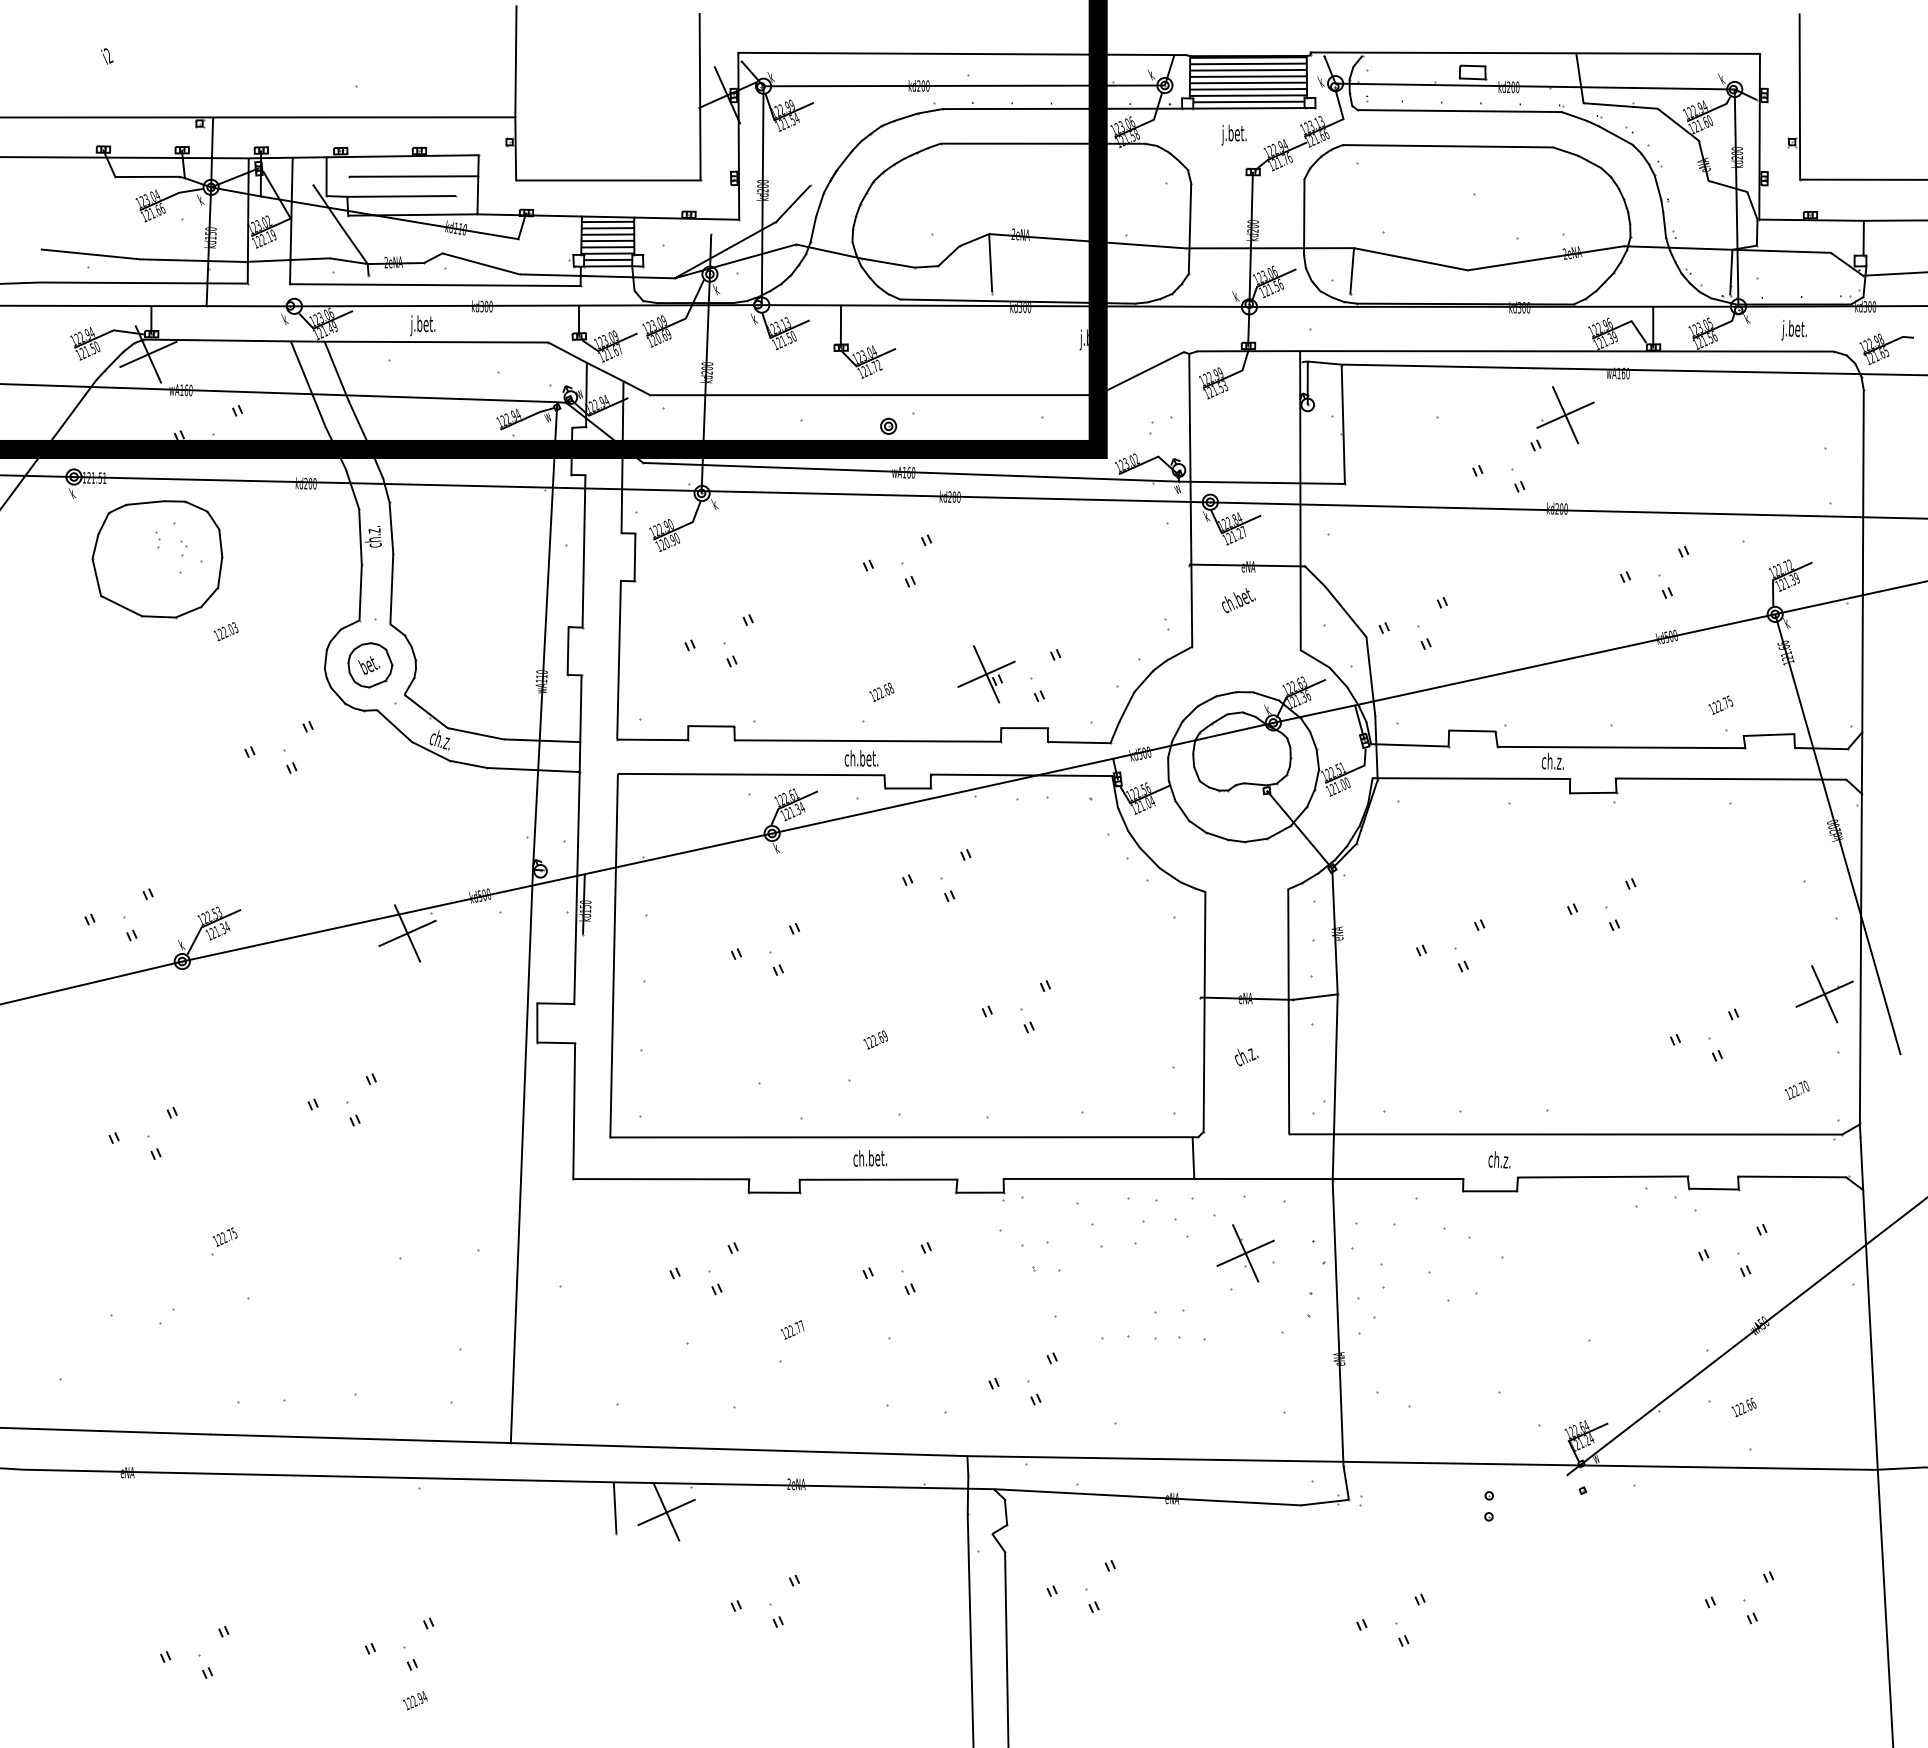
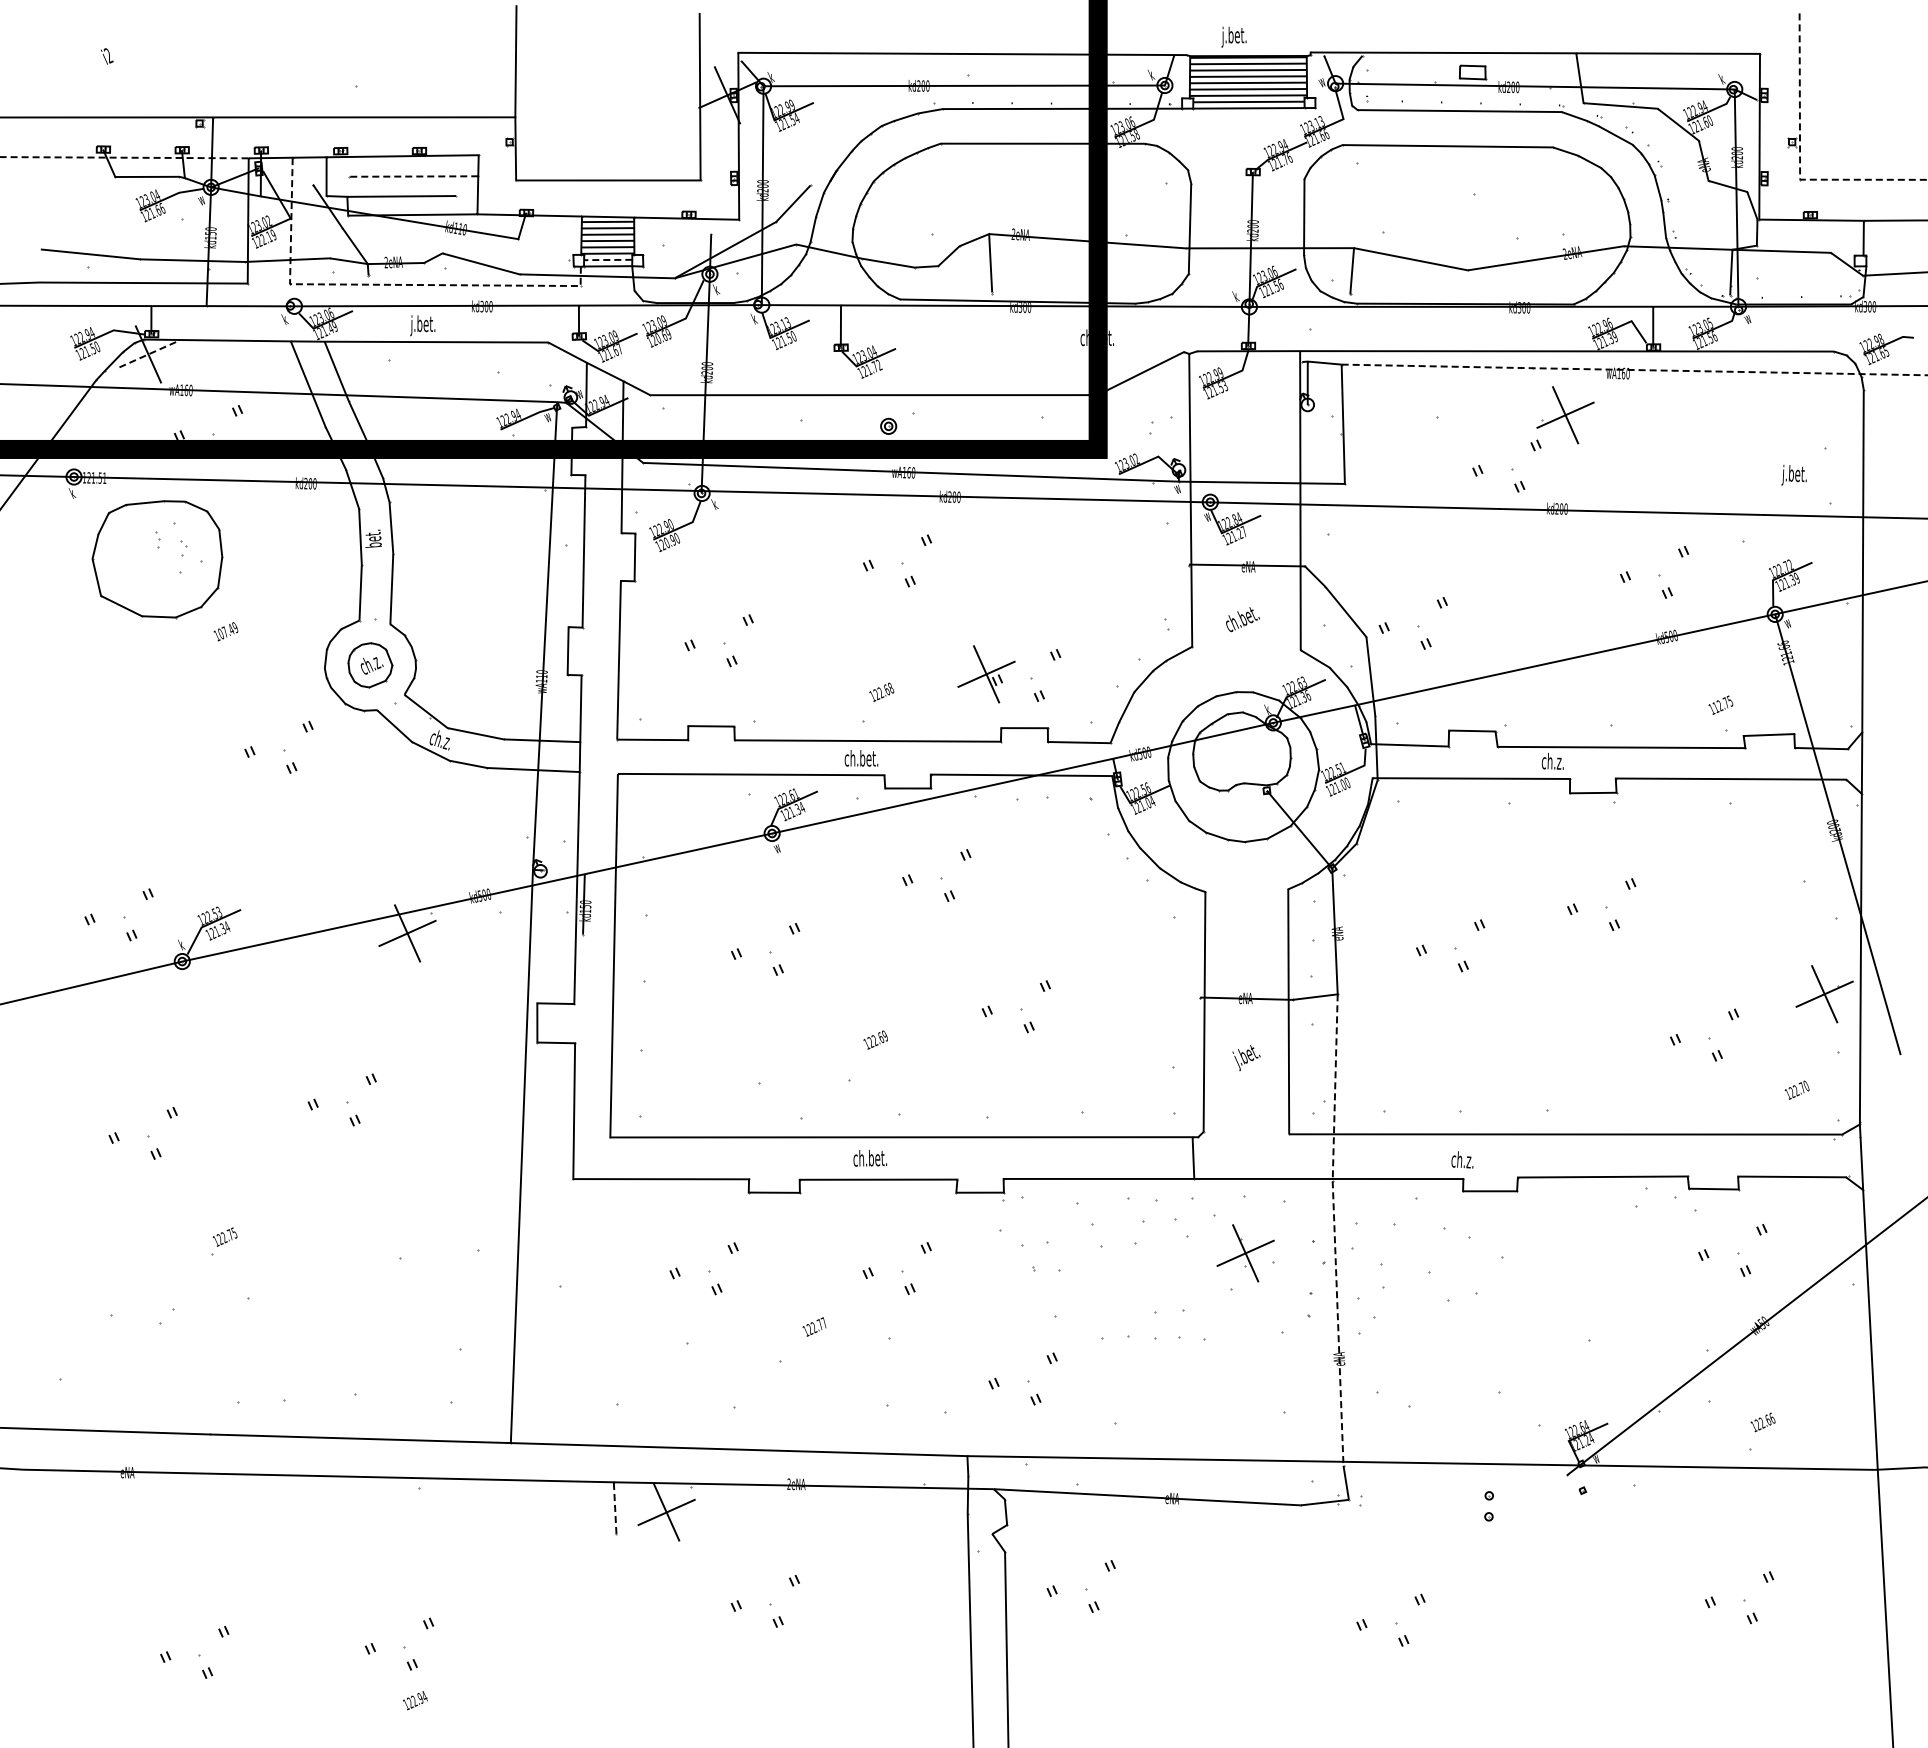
text: k -> w (1321, 81)
text position: (1233, 134) -> (1233, 36) (1233, 36)
line: solid -> dashed (124, 157)
line: solid -> dashed (1800, 160)
line: solid -> dashed (413, 176)
text: k -> w (200, 199)
line: solid -> dashed (607, 260)
line: solid -> dashed (381, 284)
text: k -> w (1747, 318)
text position: (1793, 329) -> (1793, 474) (1793, 474)
text: j.bet. -> ch.bet. (1096, 339)
line: solid -> dashed (148, 354)
line: solid -> dashed (1633, 370)
text: k -> w (1206, 516)
text: ch.z. -> bet. (373, 536)
text position: (1238, 600) -> (1242, 619) (1242, 619)
text: k -> w (1787, 623)
text: 122.03 -> 107.49 (227, 630)
text: bet. -> ch.z. (370, 665)
text: 122.75 -> 112.75 (1714, 707)
text: k -> w (776, 848)
text: ch.z. -> j.bet. (1246, 1058)
text position: (1499, 1159) -> (1462, 1159) (1462, 1159)
line: solid -> dashed (1334, 1229)
text position: (792, 1329) -> (814, 1326) (814, 1326)
text position: (1743, 1407) -> (1762, 1422) (1762, 1422)
line: solid -> dashed (615, 1508)
